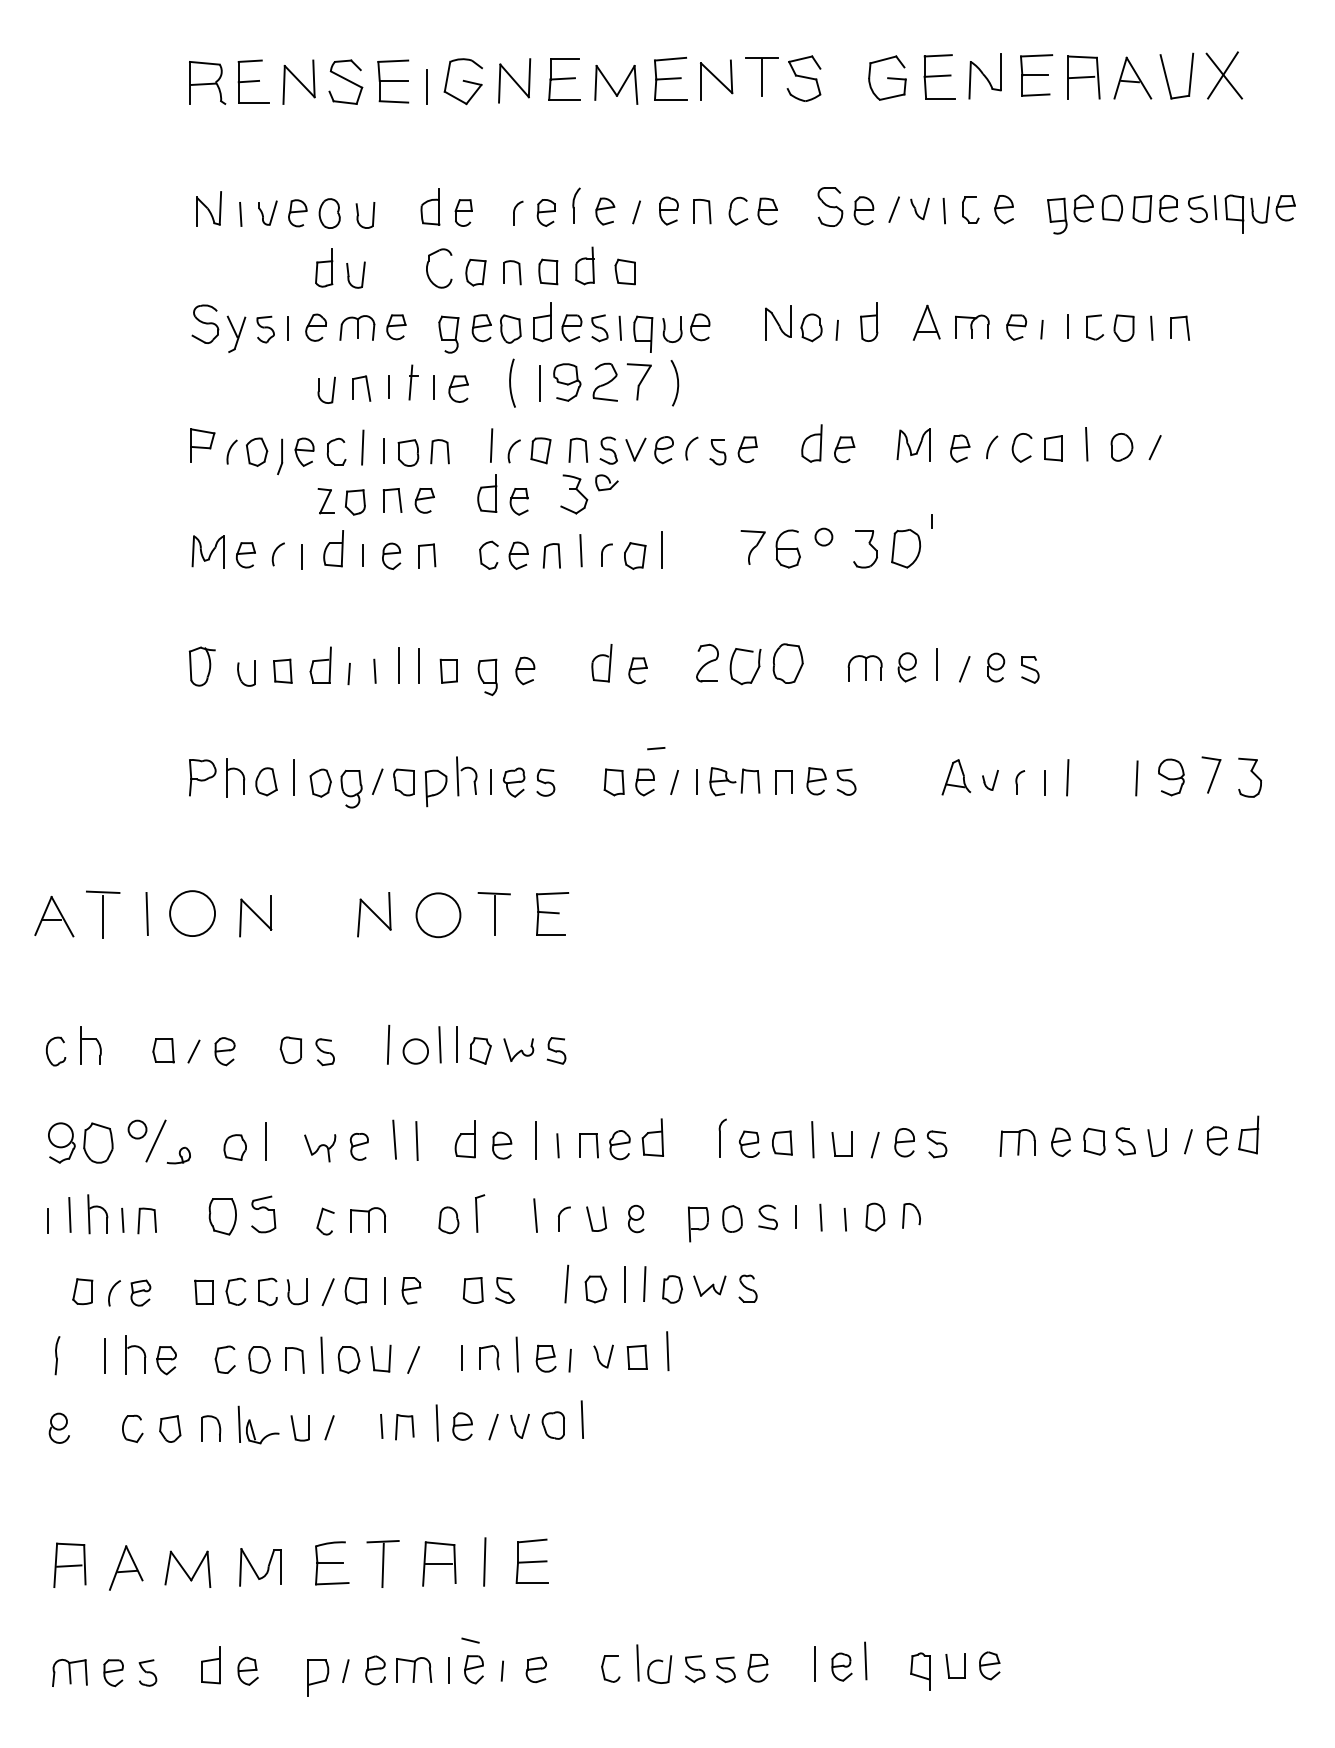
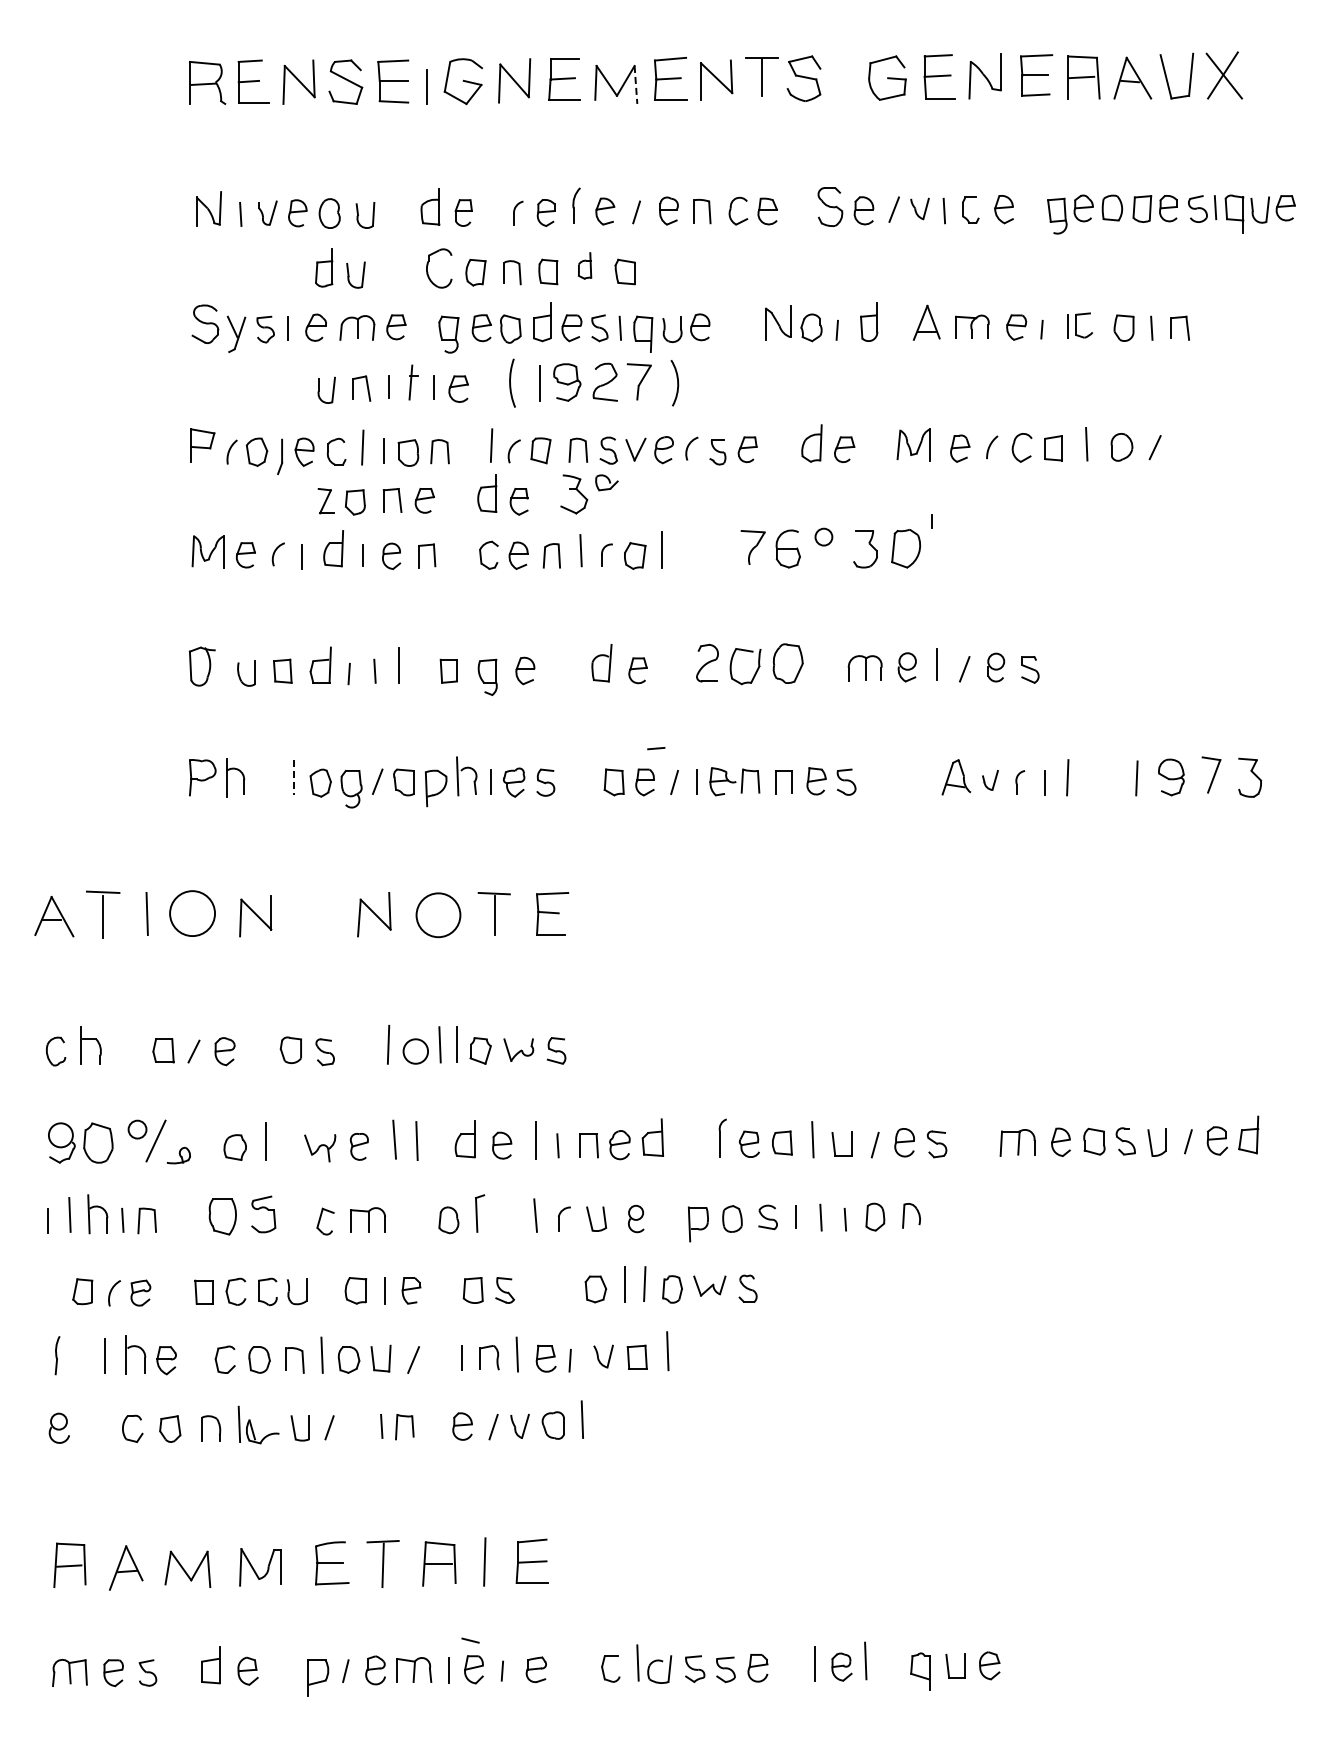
line: solid -> dashed (636, 85)
part size: 20x40 px -> 16x28 px (584, 265)
part position: (1087, 327) -> (1076, 325) (1076, 325)
line: present -> none (419, 665)
line: solid -> dashed (294, 777)
part: present -> none (266, 781)
line: present -> none (566, 1283)
line: present -> none (327, 1292)
line: present -> none (437, 1422)
